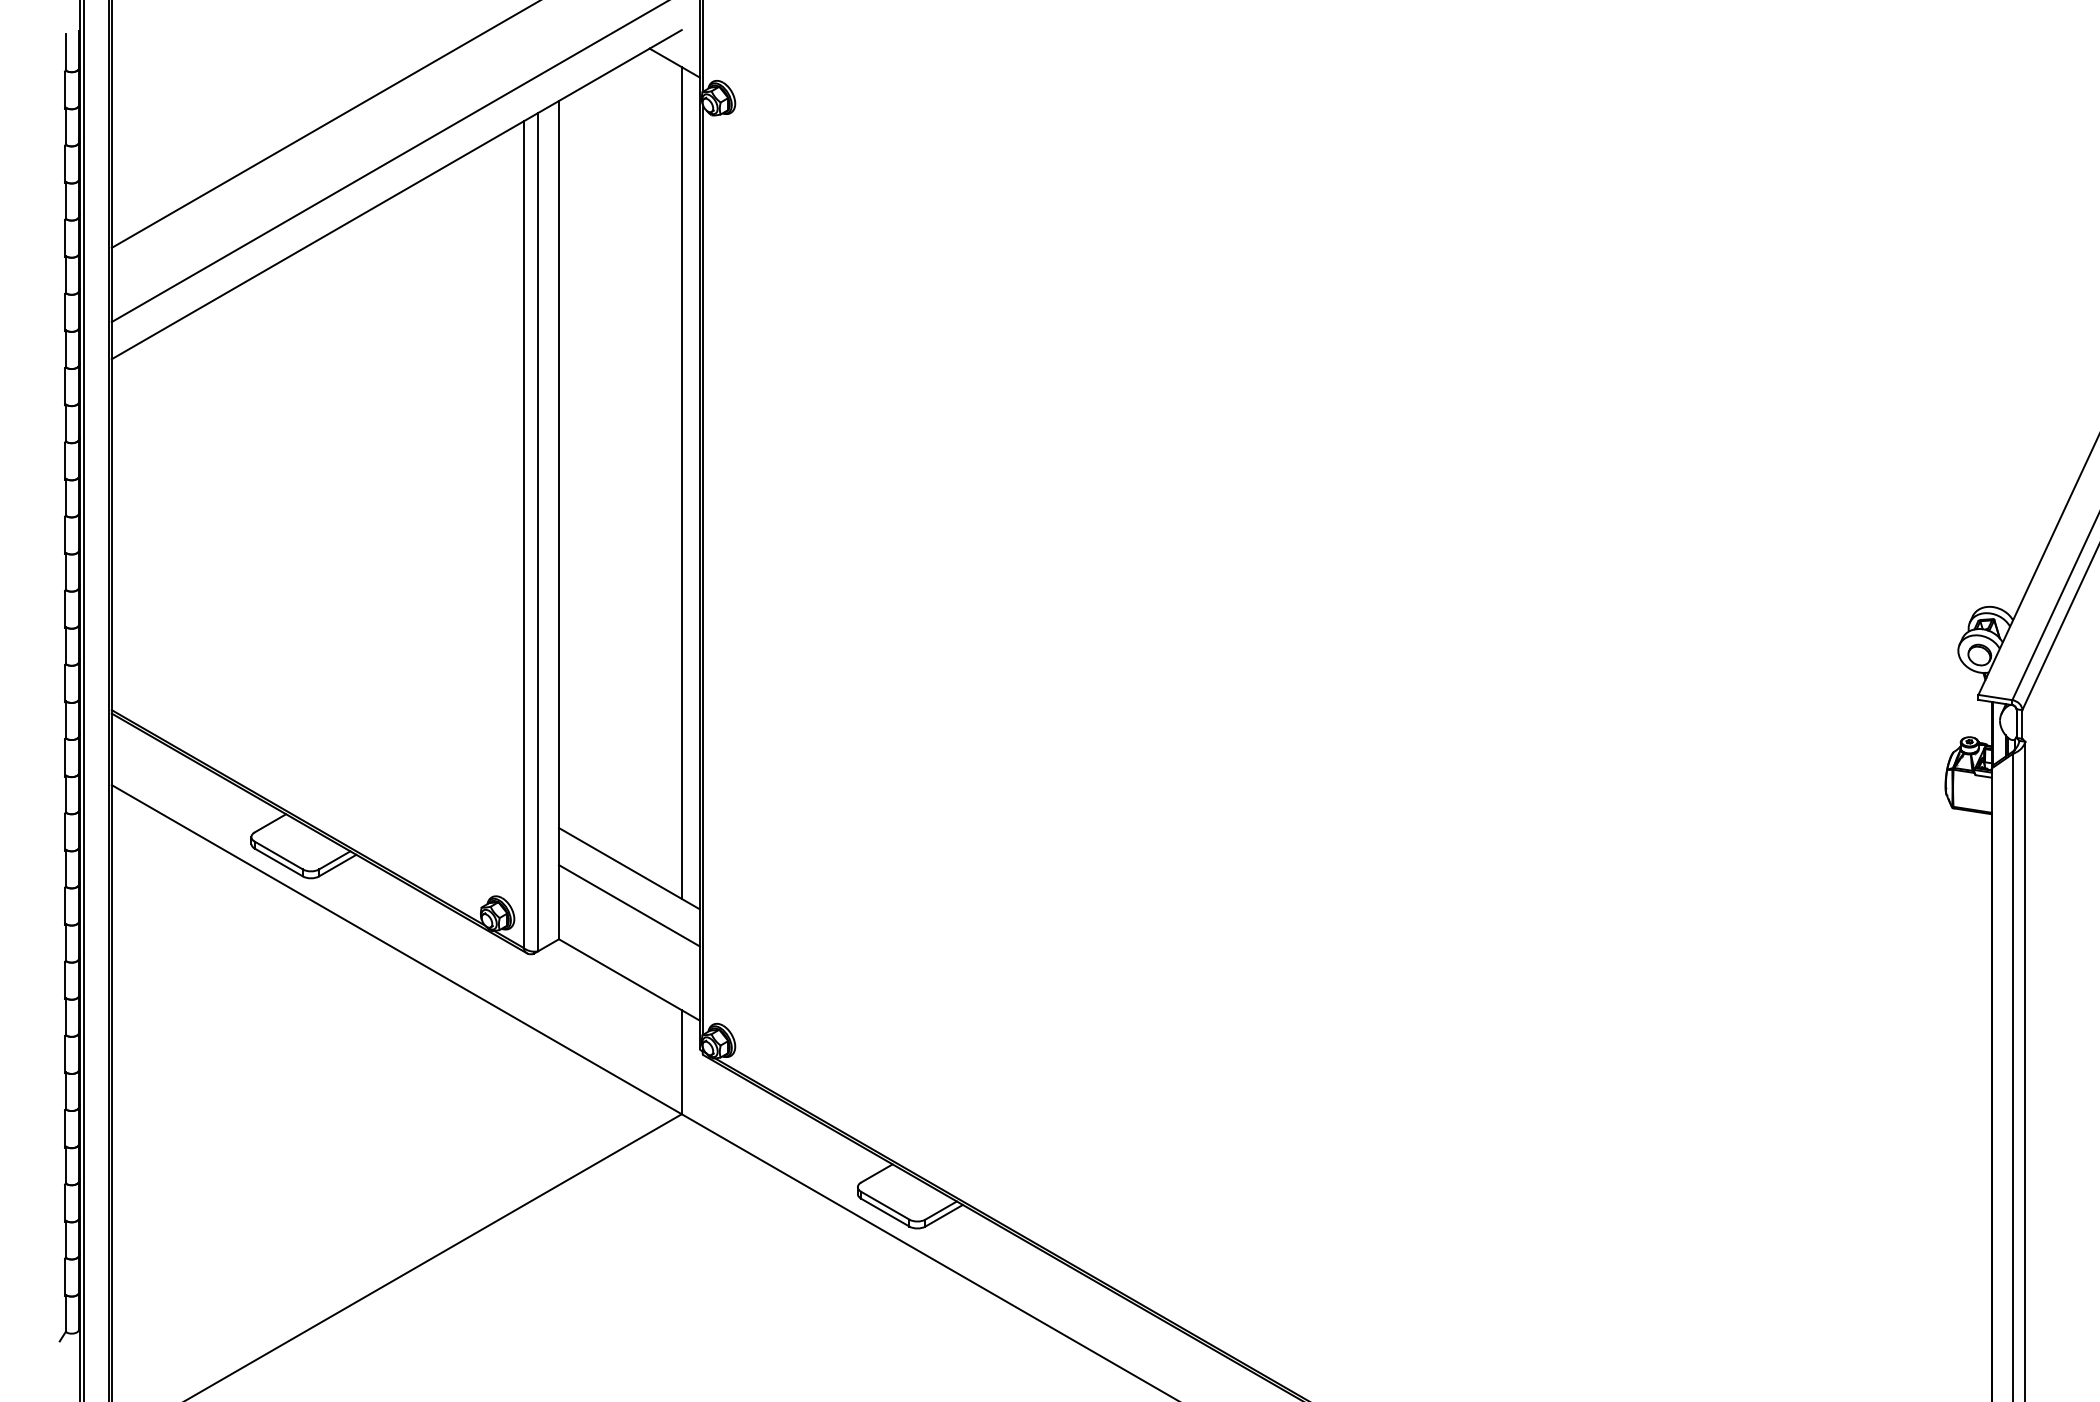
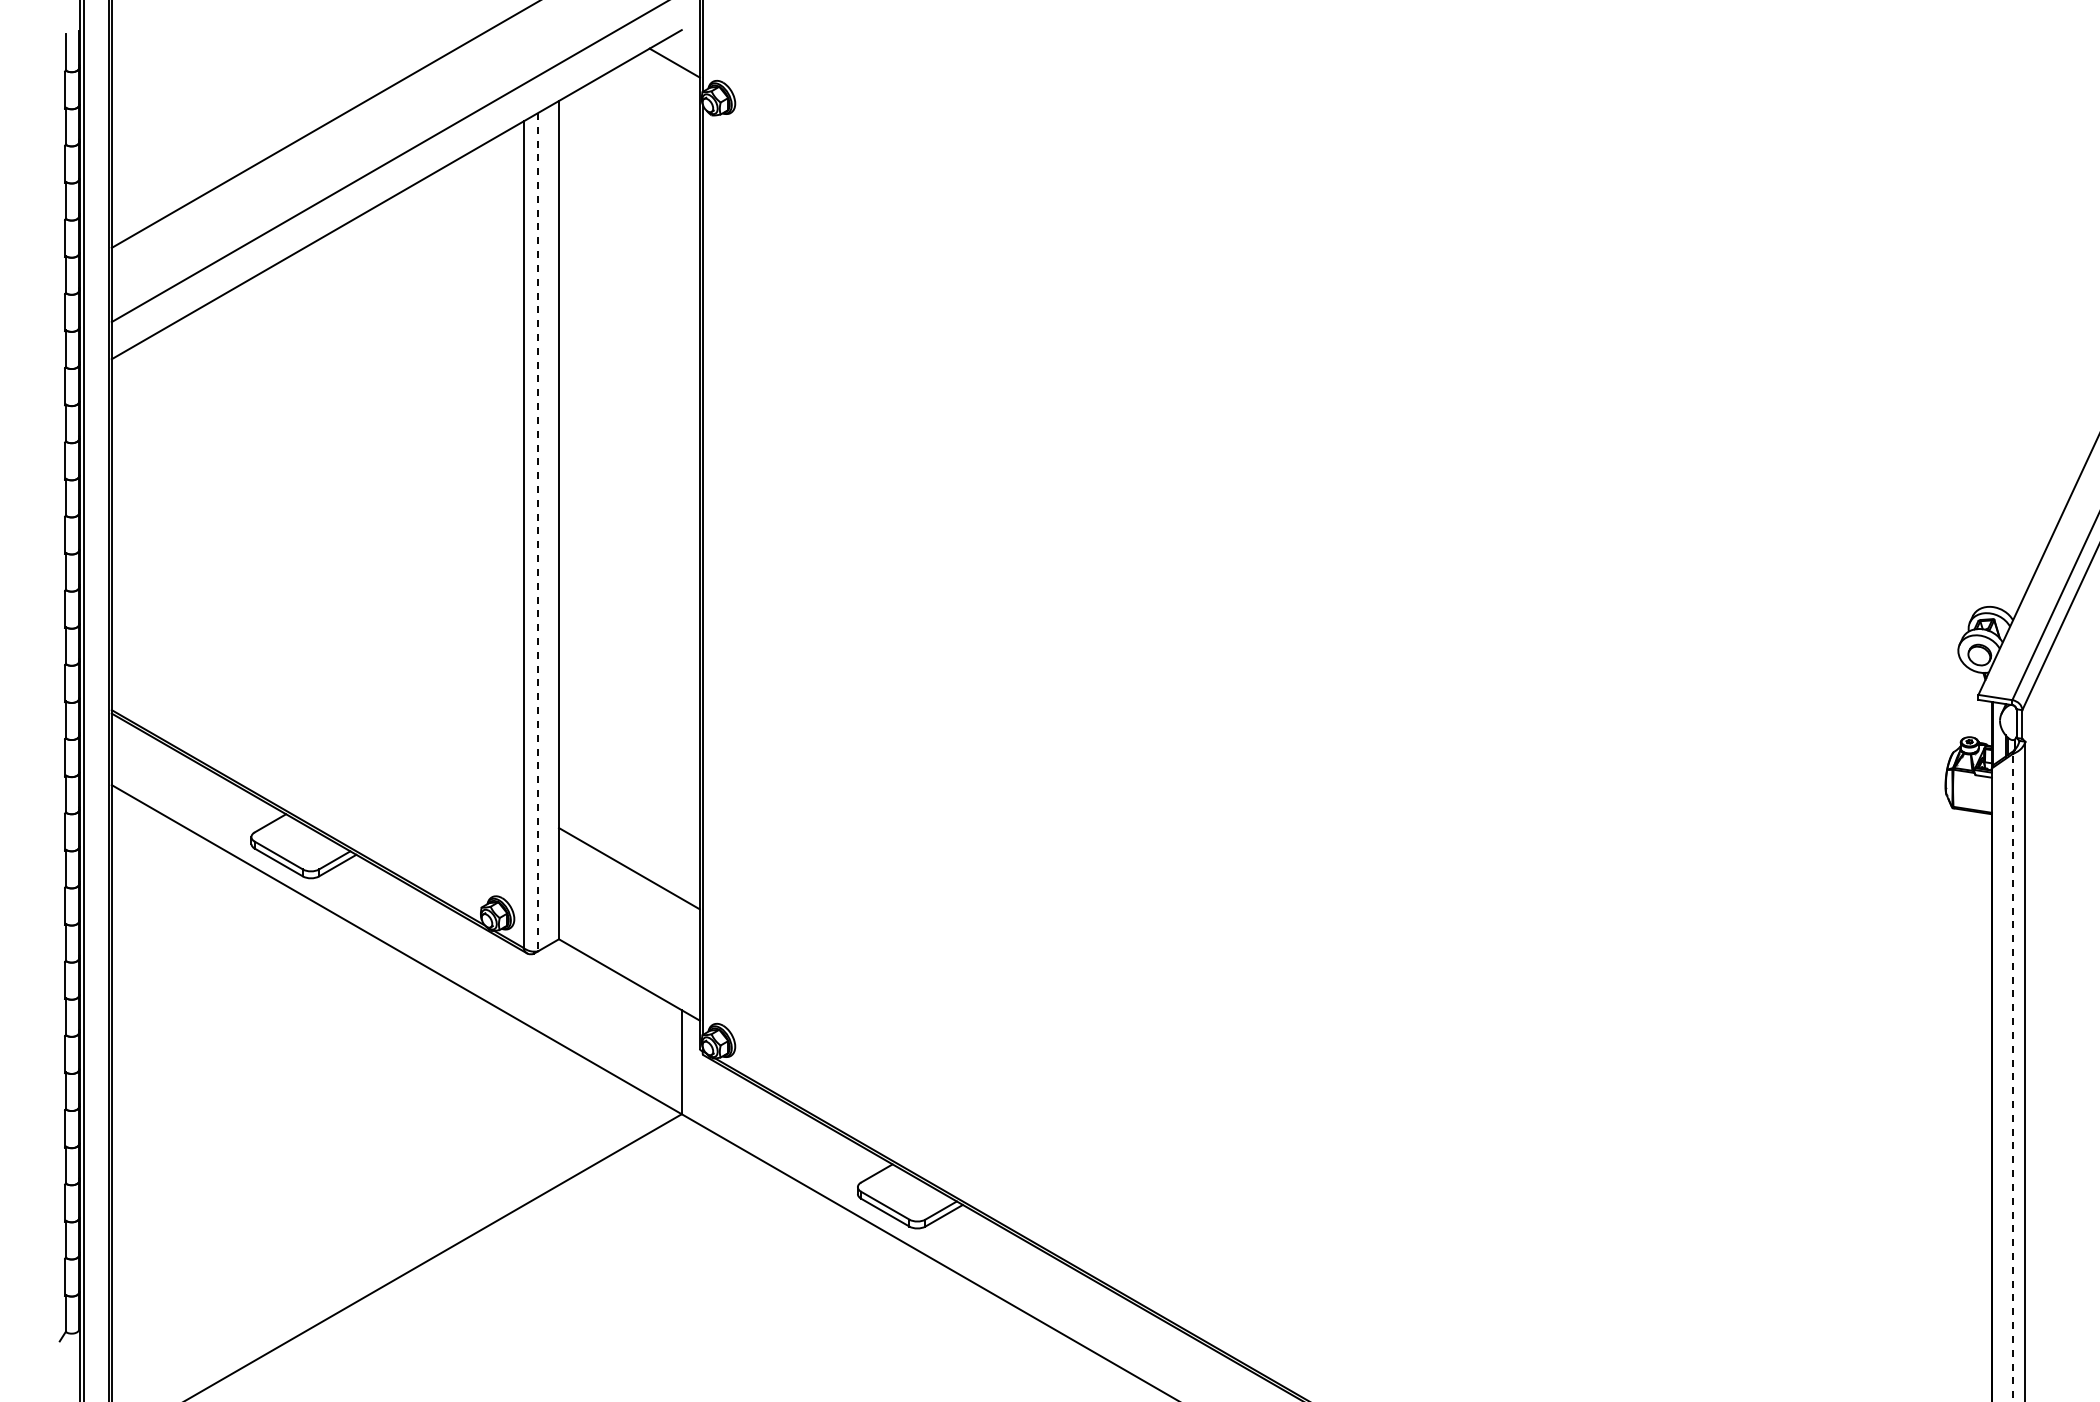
line: present -> none (681, 482)
line: solid -> dashed (538, 532)
line: present -> none (628, 905)
line: solid -> dashed (2012, 1078)
